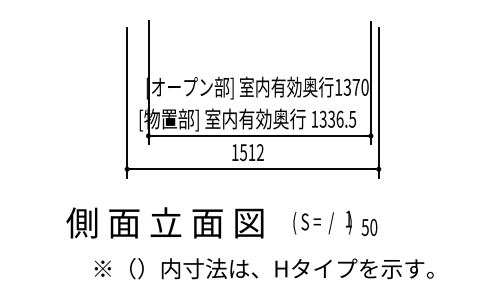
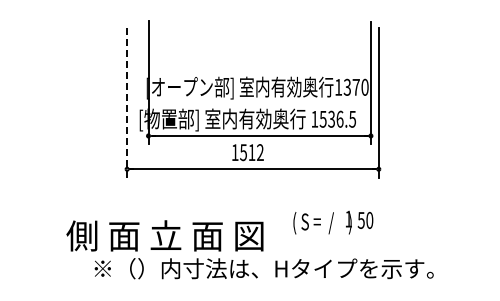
line: solid -> dashed (127, 102)
text: 1336.5 -> 1536.5 (323, 118)
text position: (164, 222) -> (164, 235) (164, 235)
text position: (369, 227) -> (365, 220) (365, 220)
